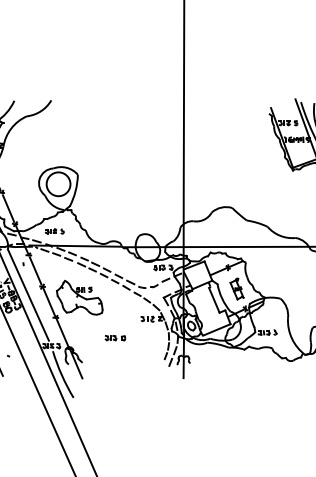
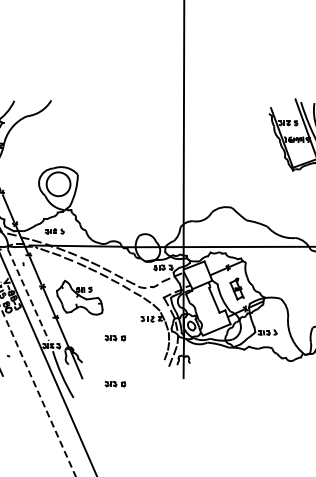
line: solid -> dashed (28, 295)
part: none -> present (115, 384)
line: solid -> dashed (38, 391)
